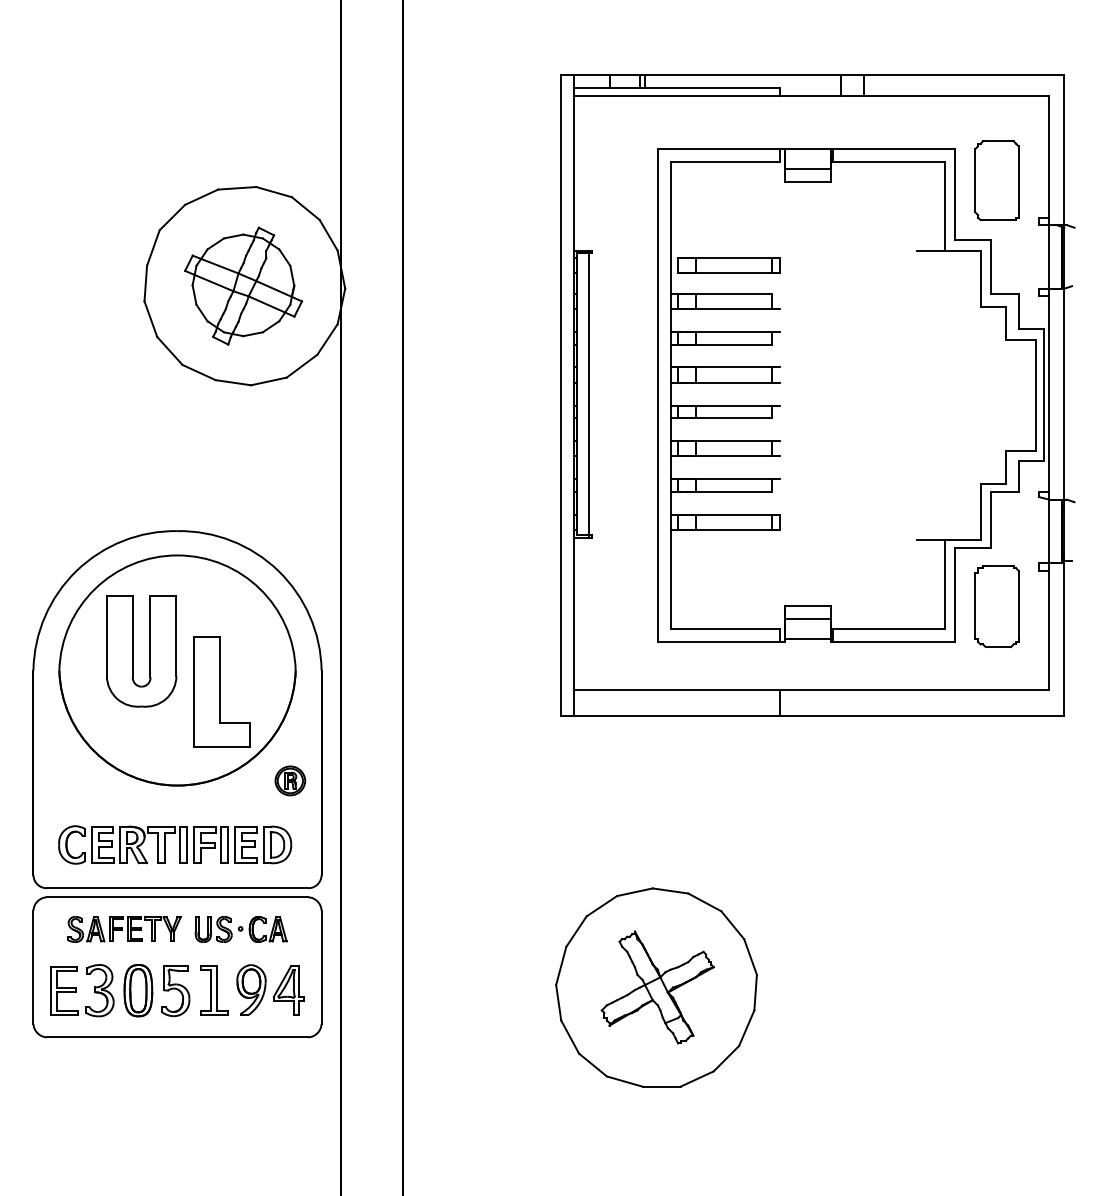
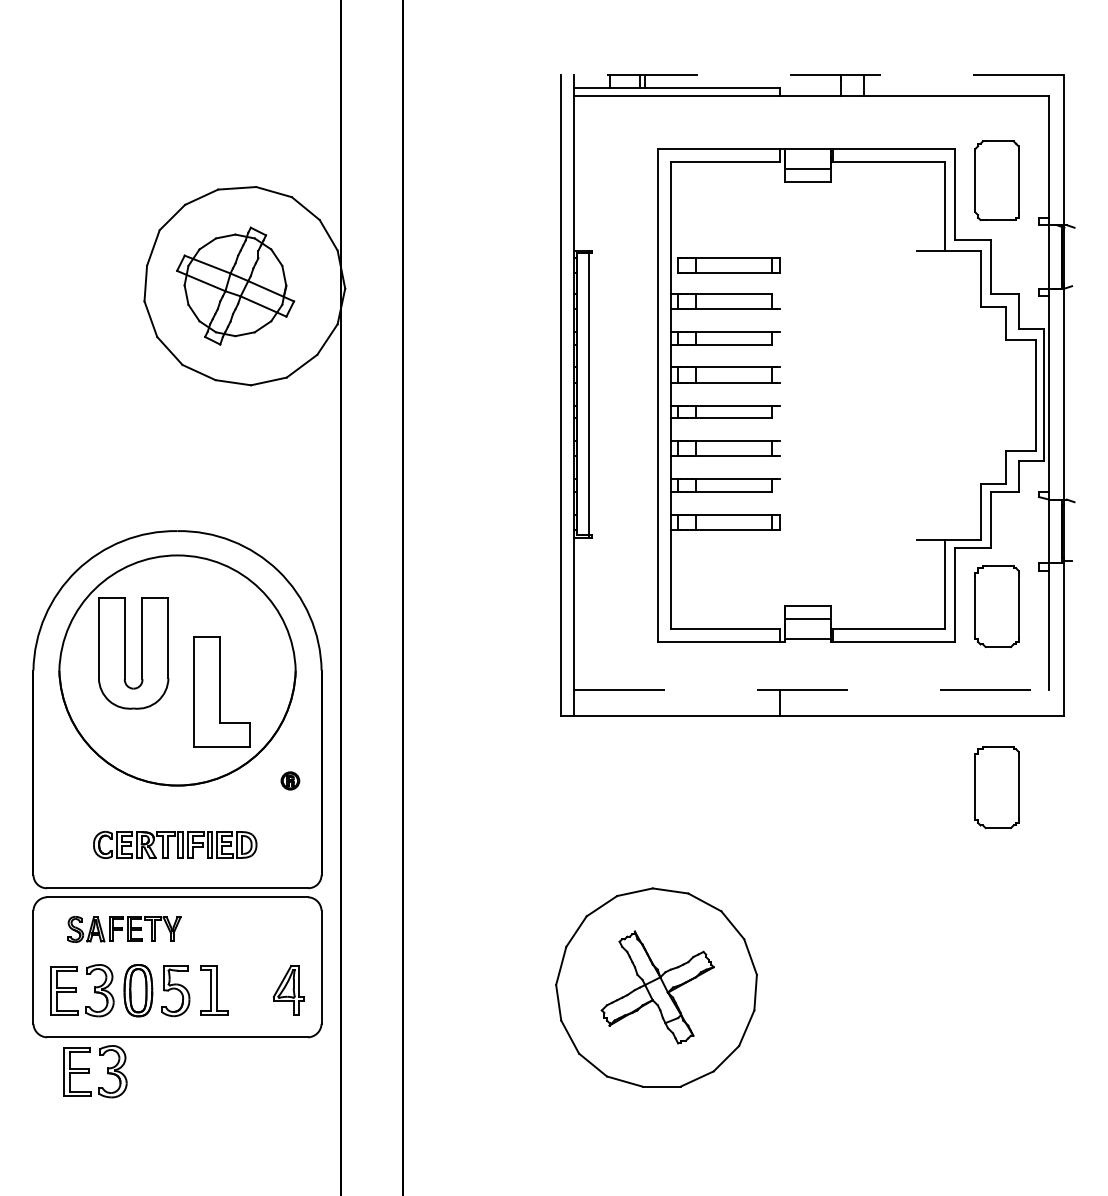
line: solid -> dashed (812, 75)
part position: (243, 285) -> (235, 285) (235, 285)
part position: (133, 651) -> (125, 653) (125, 653)
line: solid -> dashed (811, 690)
part size: 33x32 px -> 21x20 px (290, 780)
part: none -> present (996, 787)
part size: 235x40 px -> 165x28 px (175, 844)
part: present -> none (240, 928)
part: present -> none (251, 989)
part: none -> present (95, 1071)
